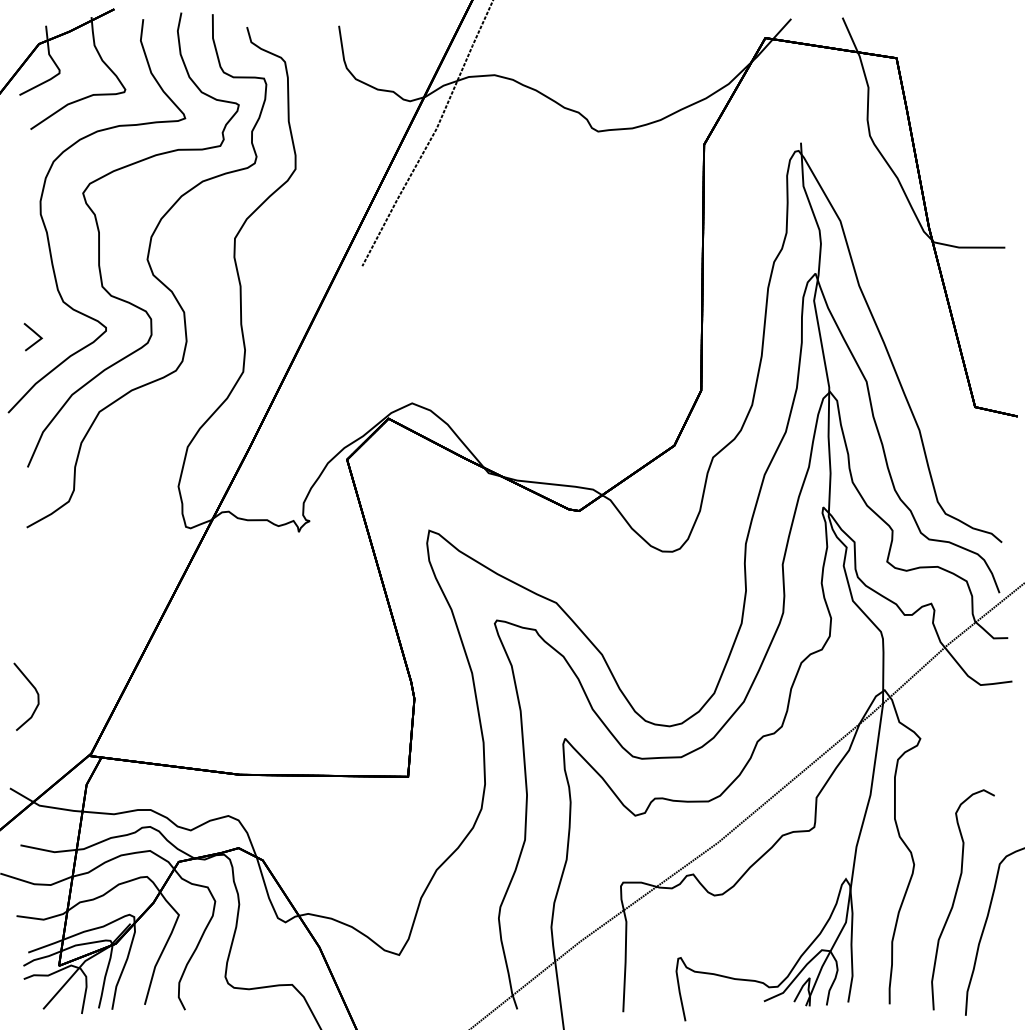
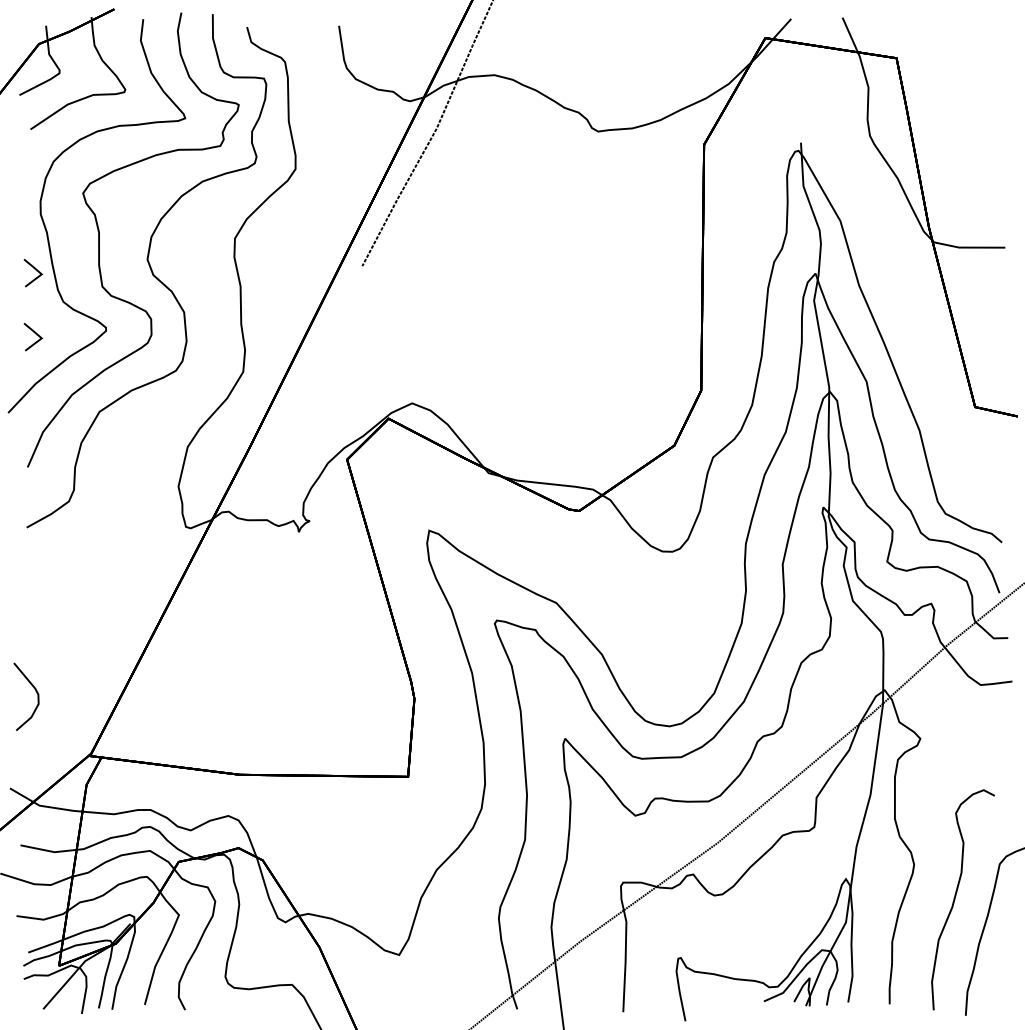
line: none -> present (35, 270)
